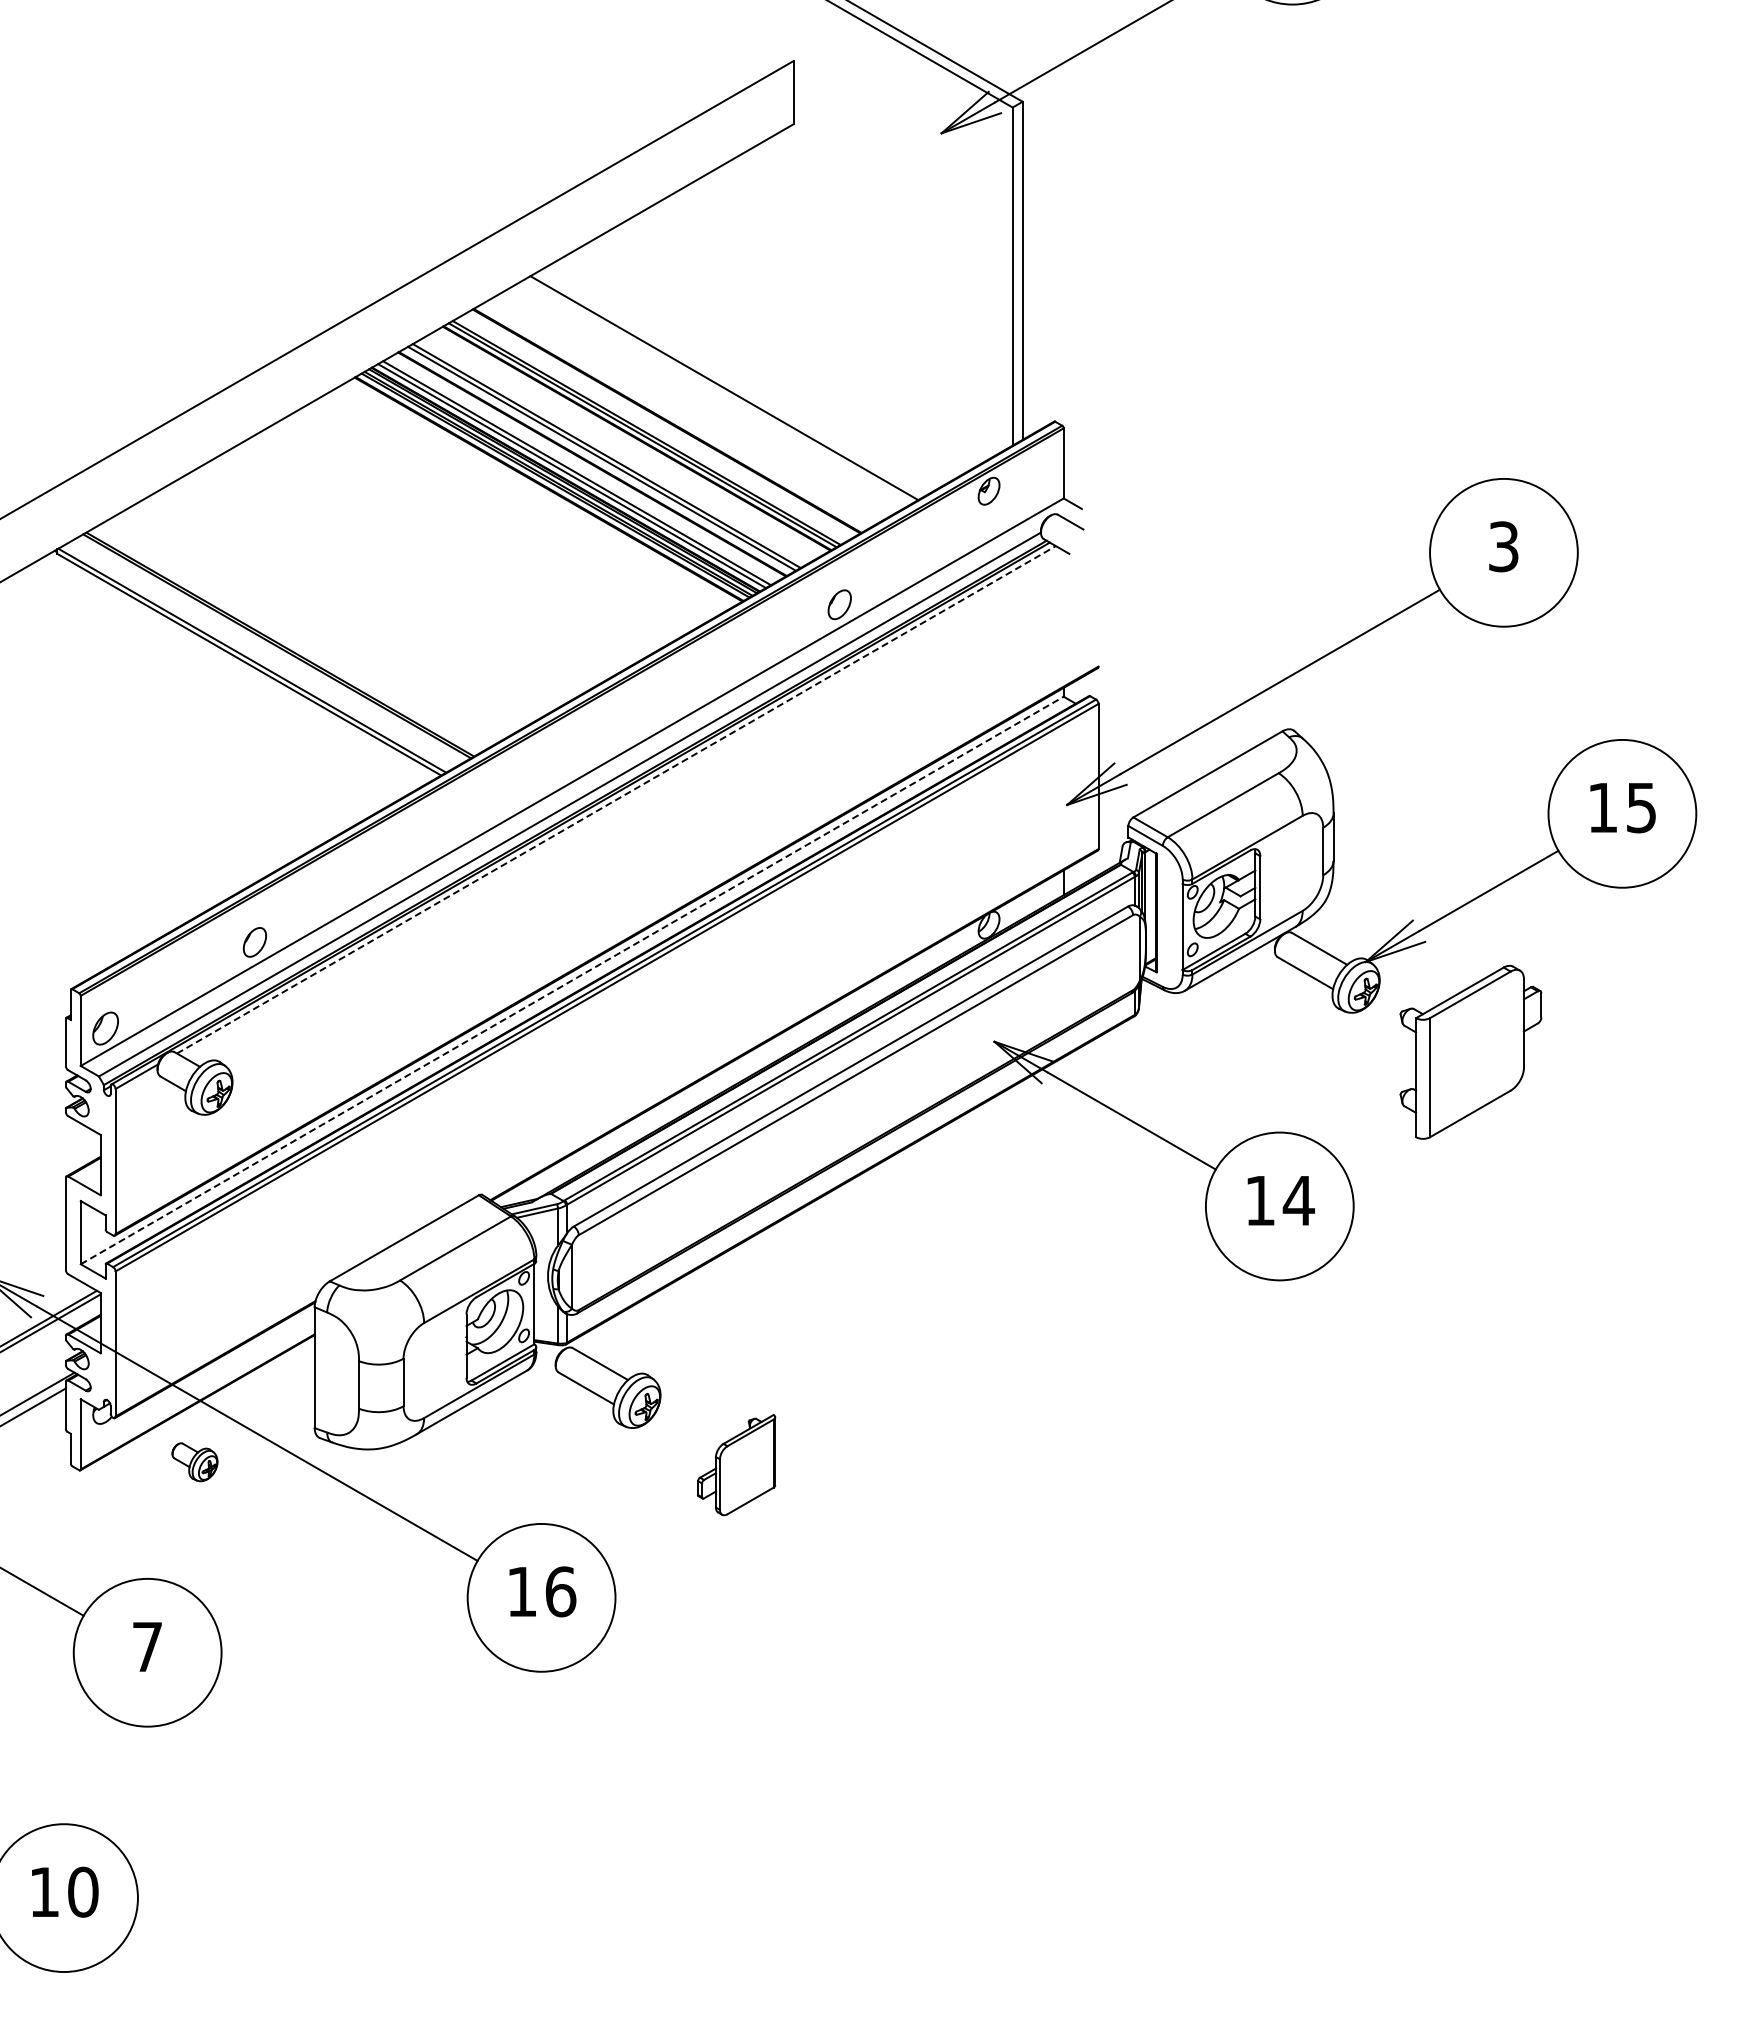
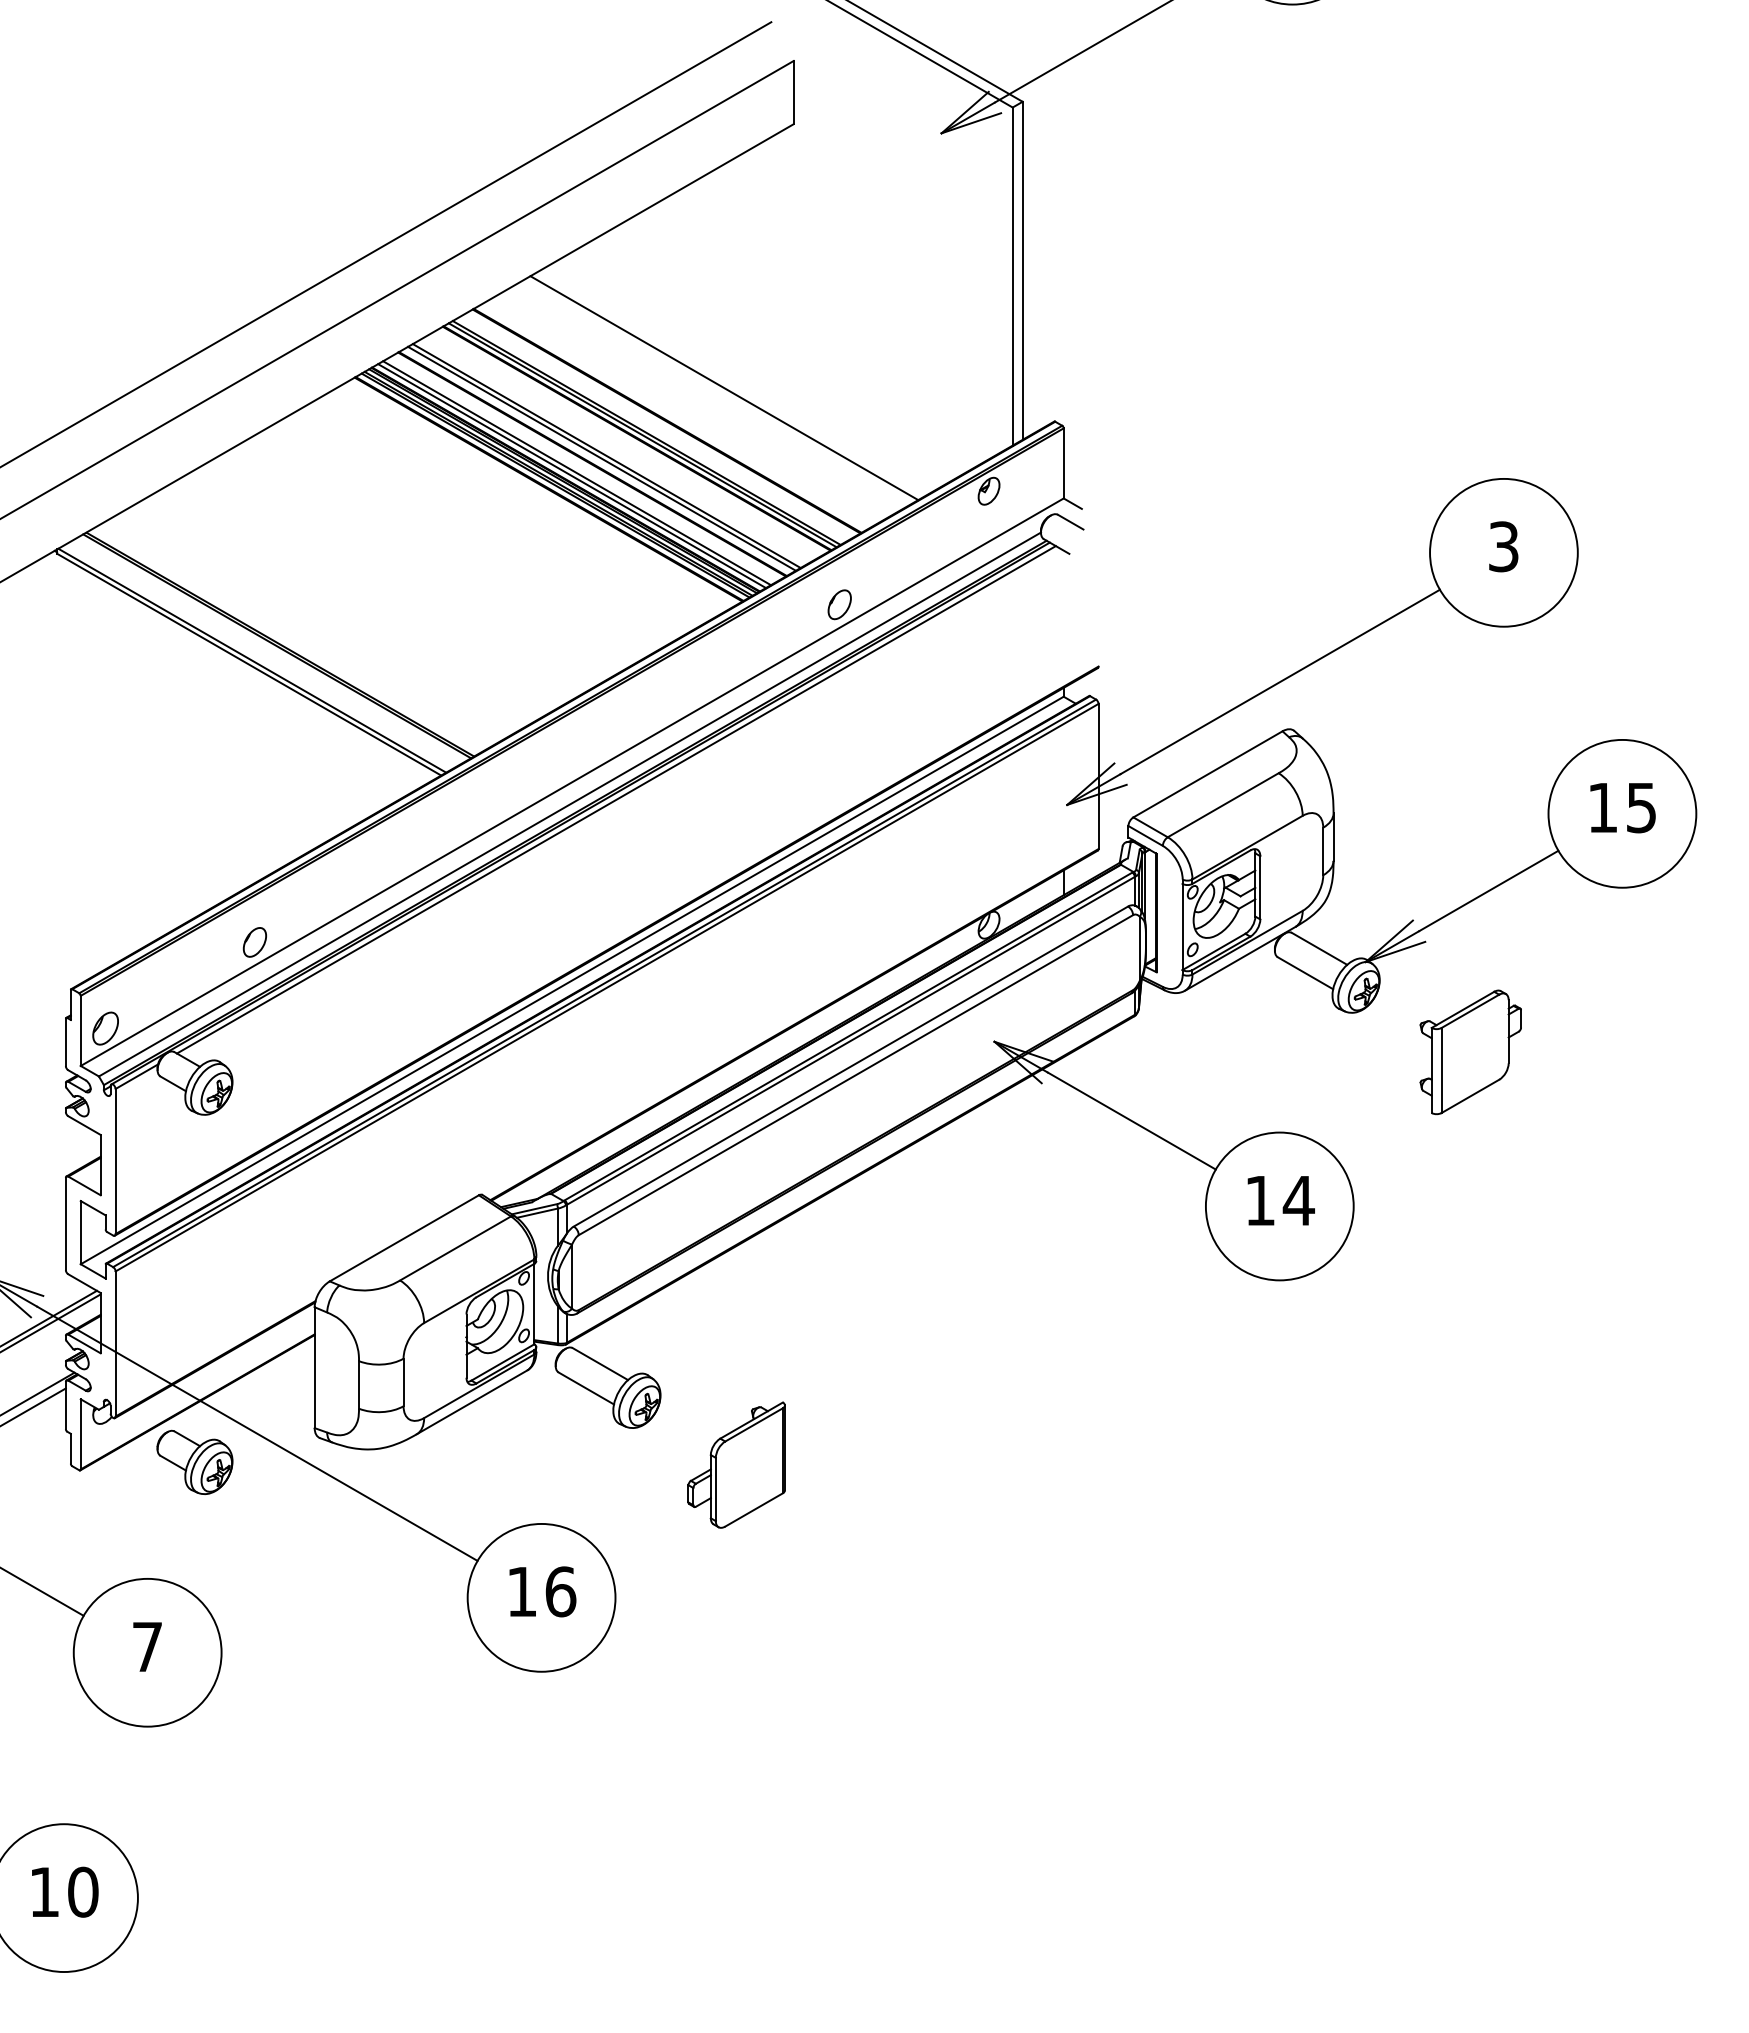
line: none -> present (386, 243)
line: dashed -> solid (616, 799)
line: dashed -> solid (572, 980)
part size: 144x176 px -> 103x127 px (1470, 1052)
part size: 48x41 px -> 78x66 px (194, 1461)
part size: 80x103 px -> 99x128 px (736, 1464)
